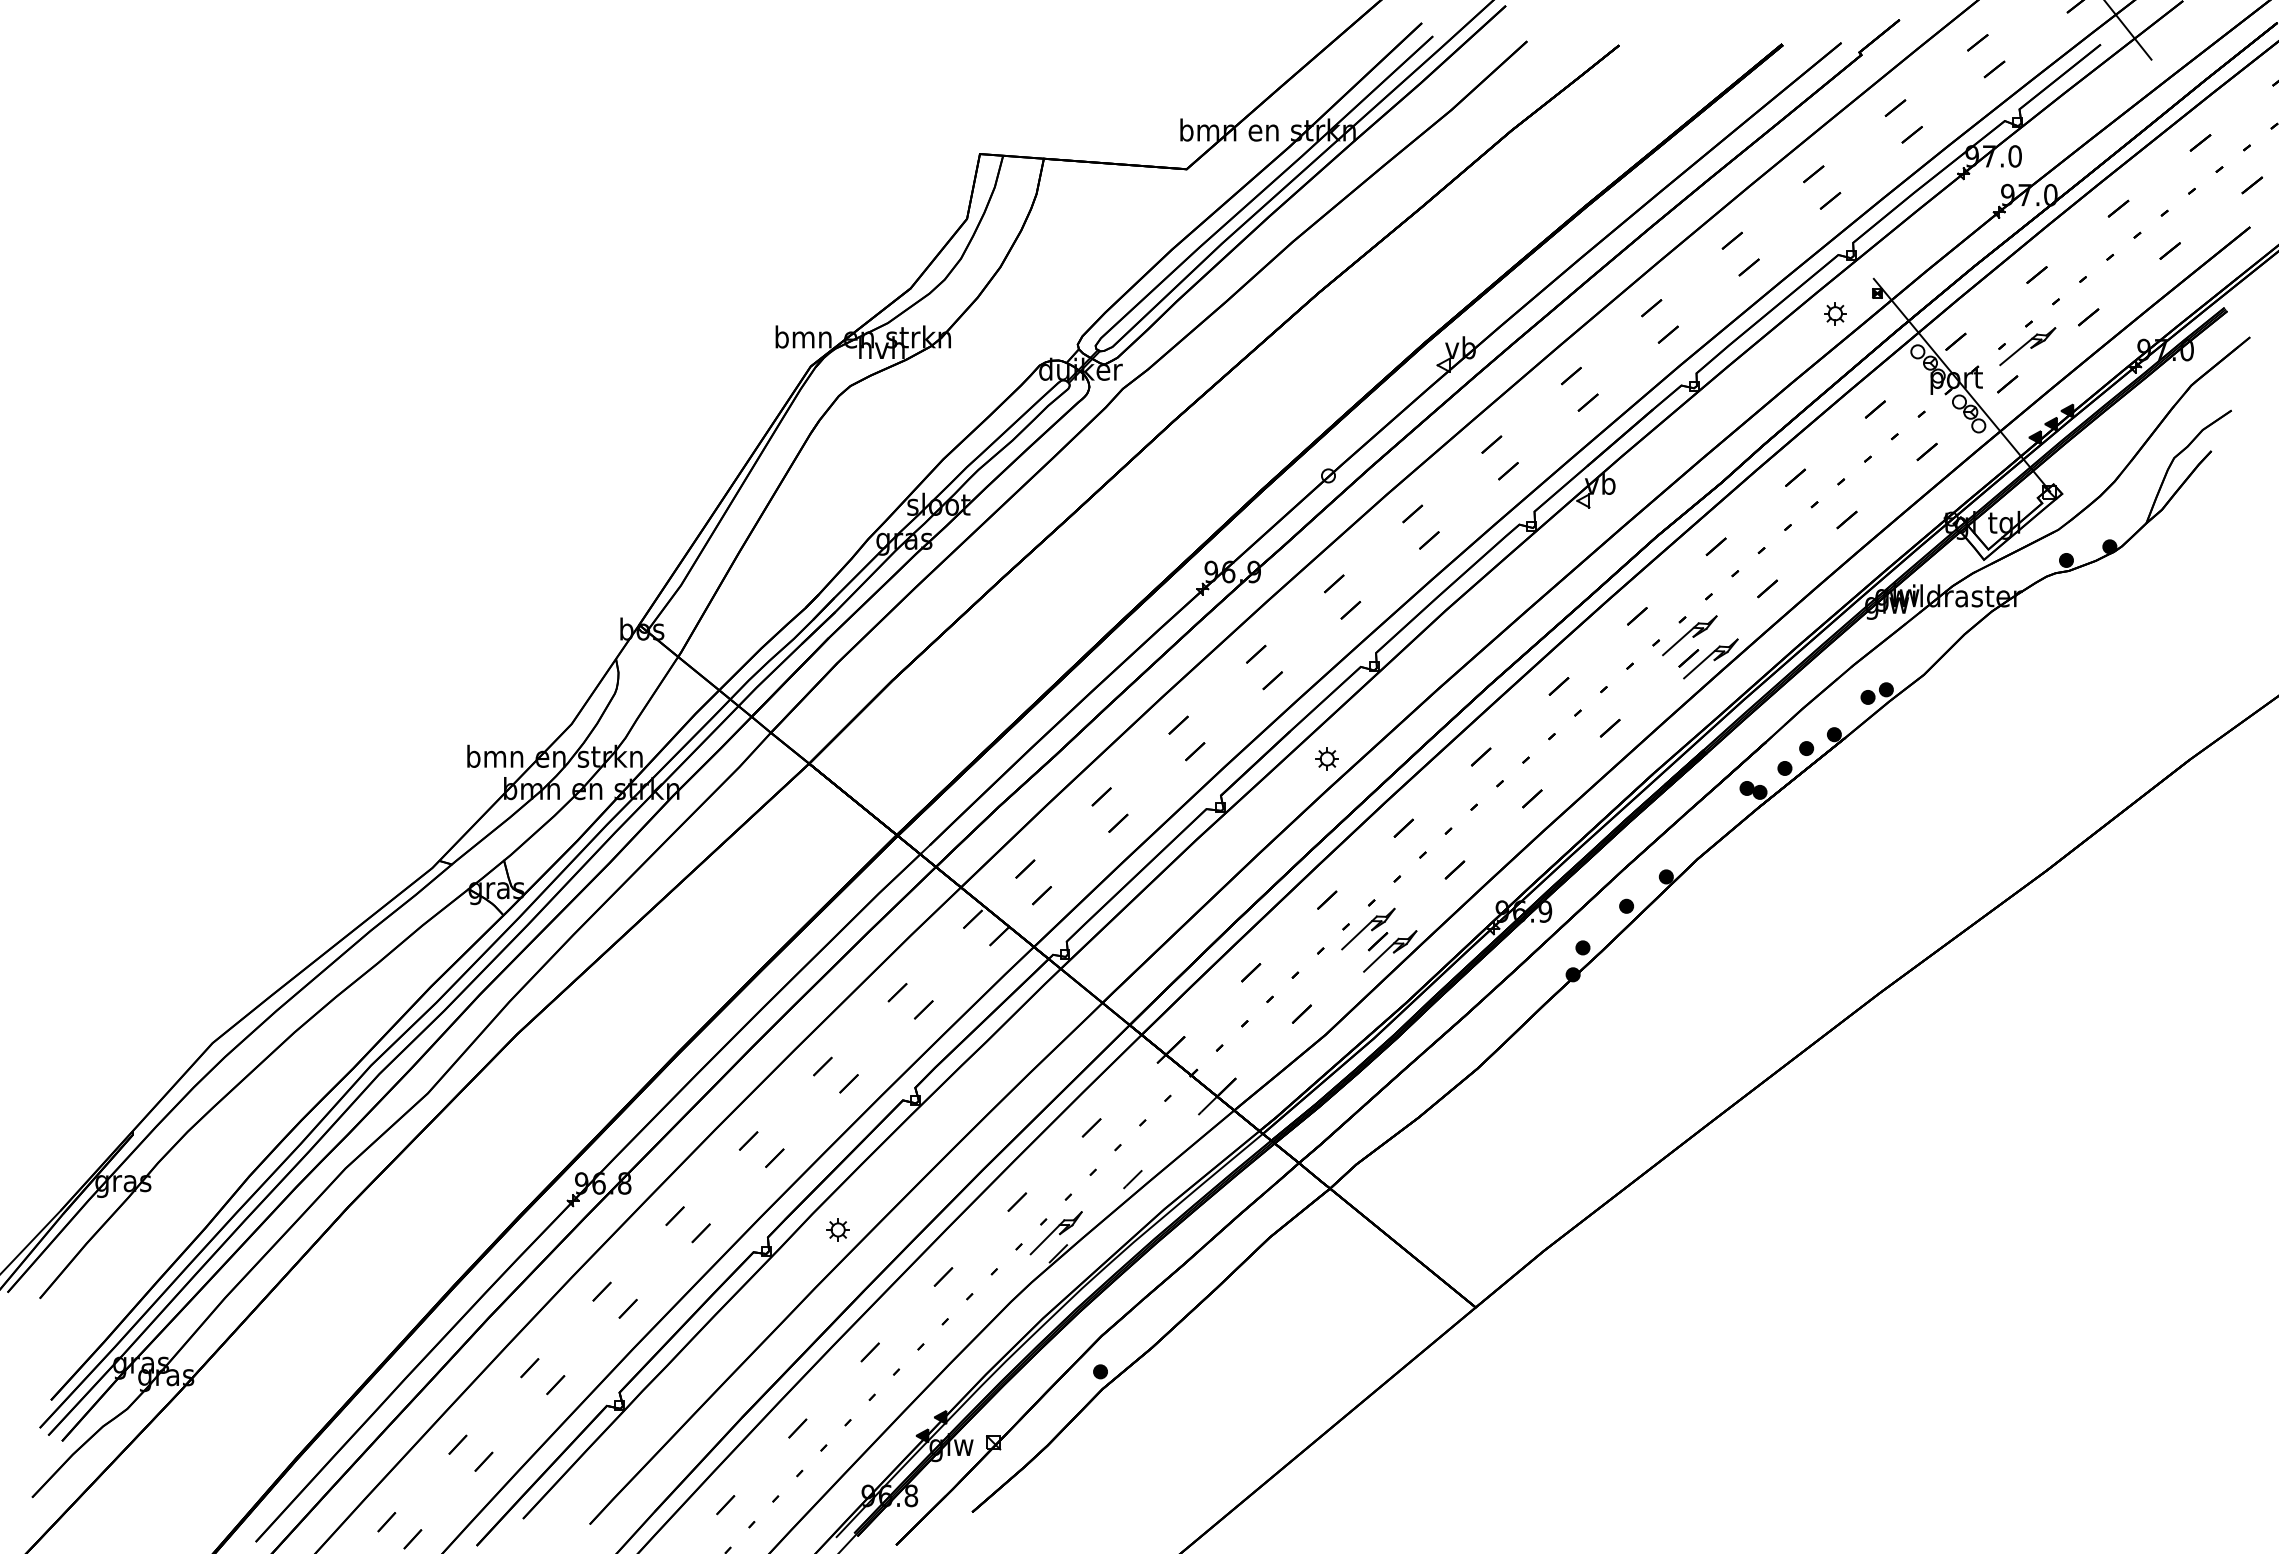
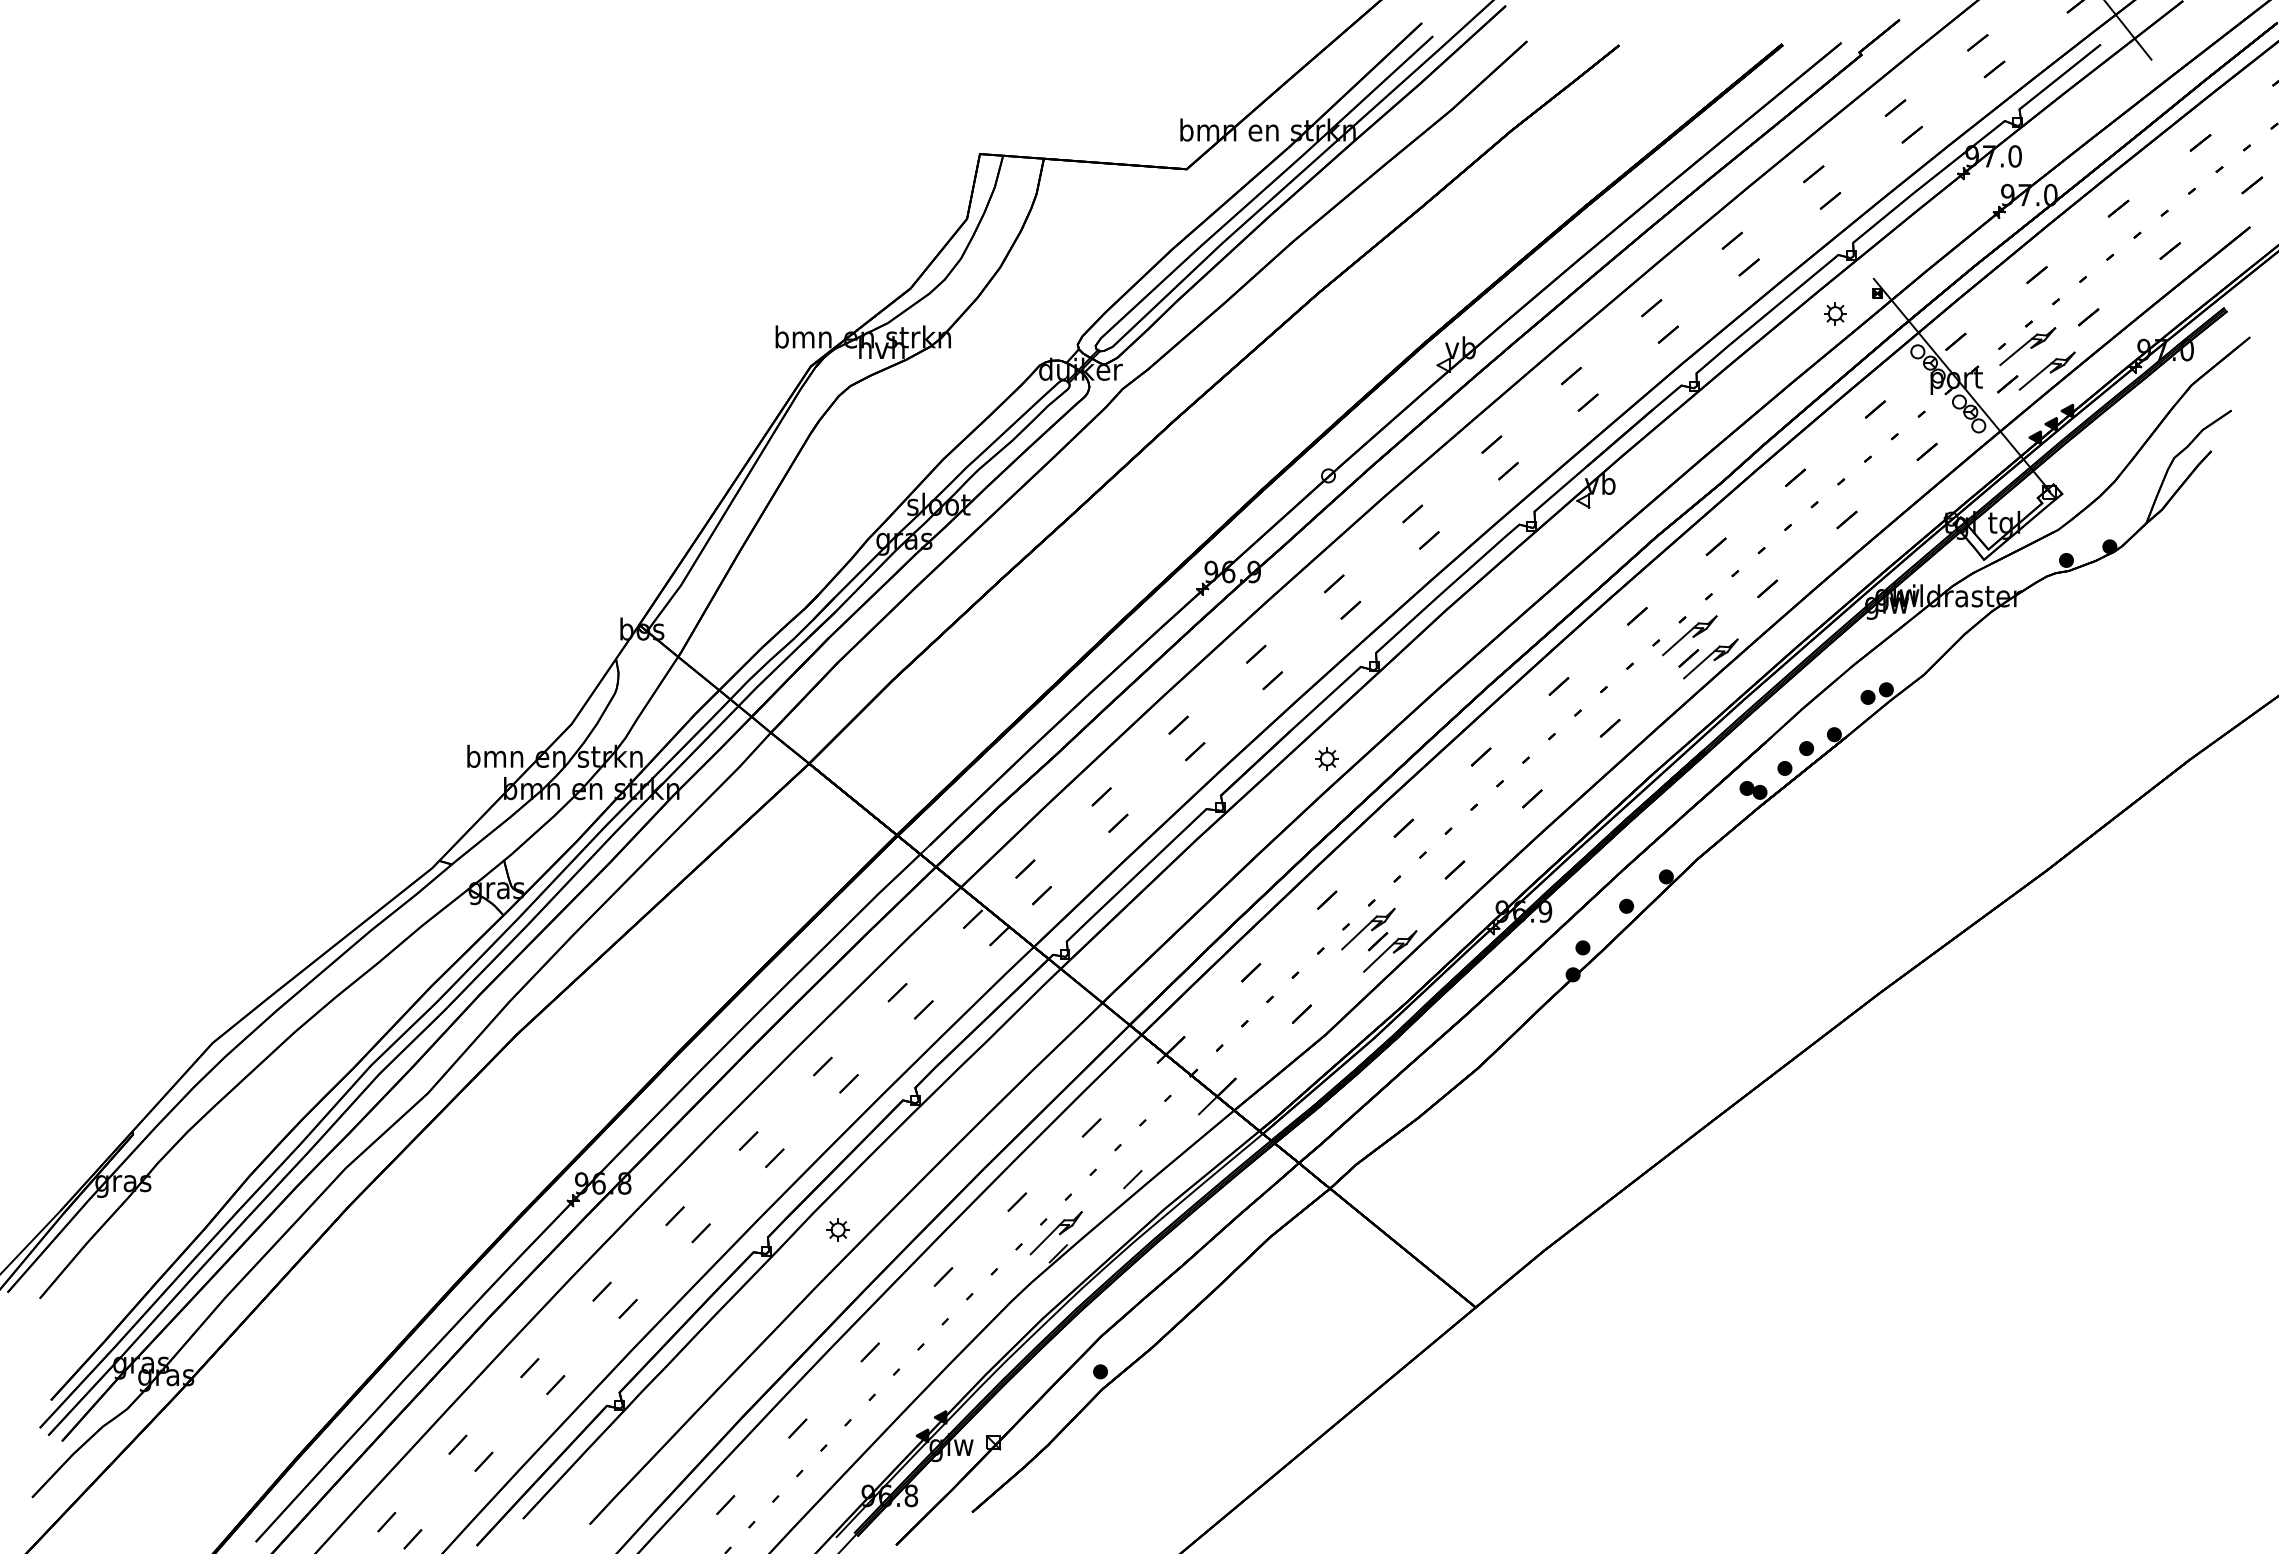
part: none -> present (2046, 370)
